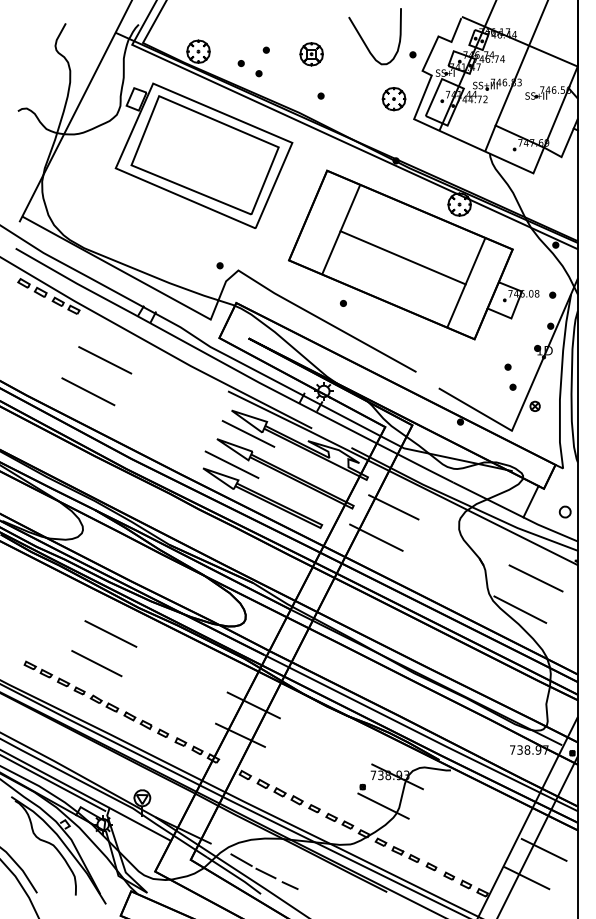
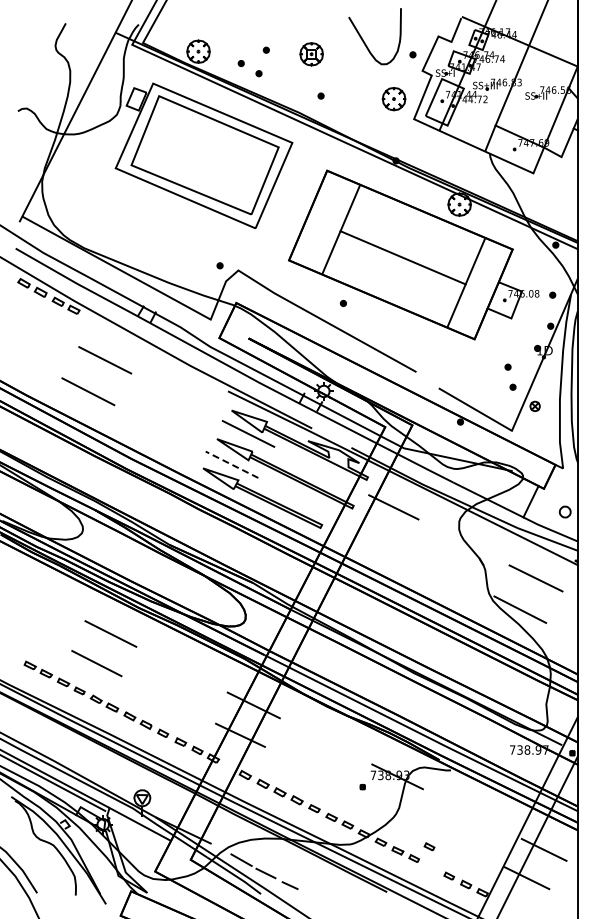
line: solid -> dashed (231, 464)
line: present -> none (376, 537)
line: present -> none (383, 805)
part position: (431, 866) -> (429, 846) (429, 846)
